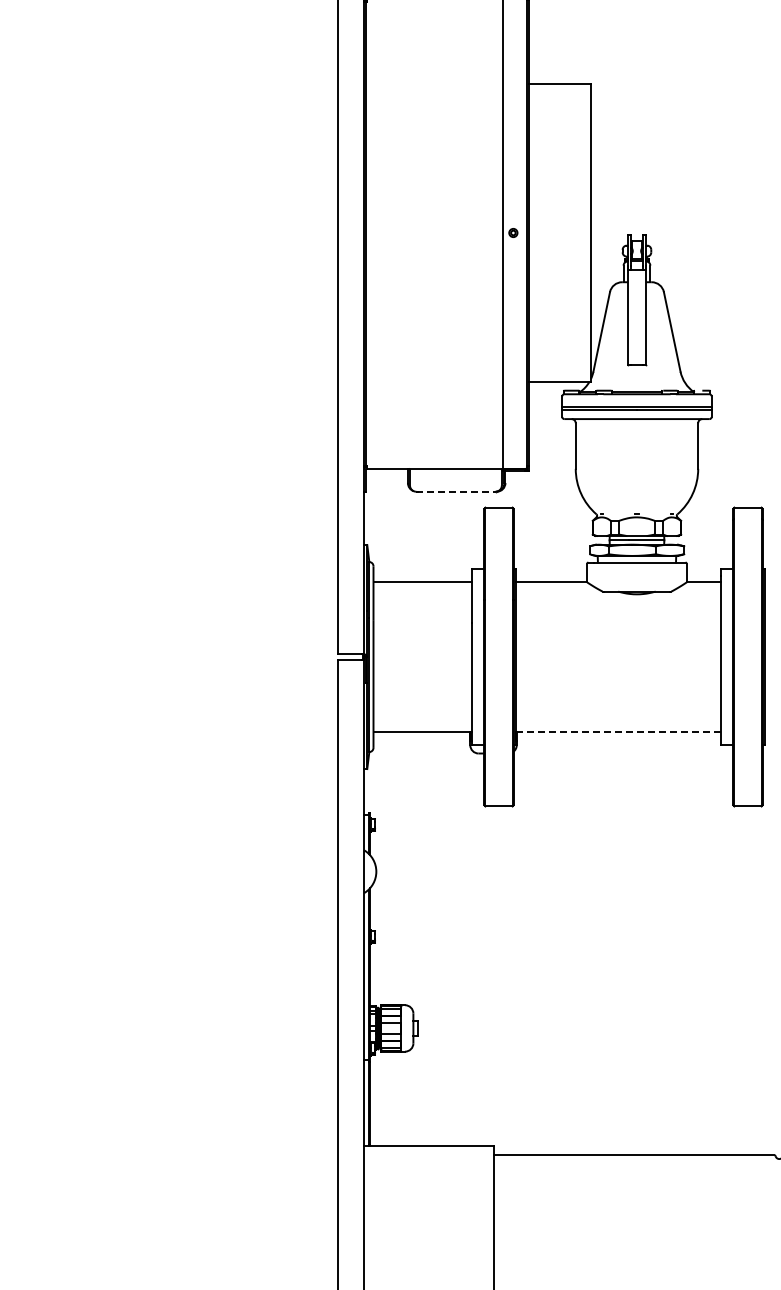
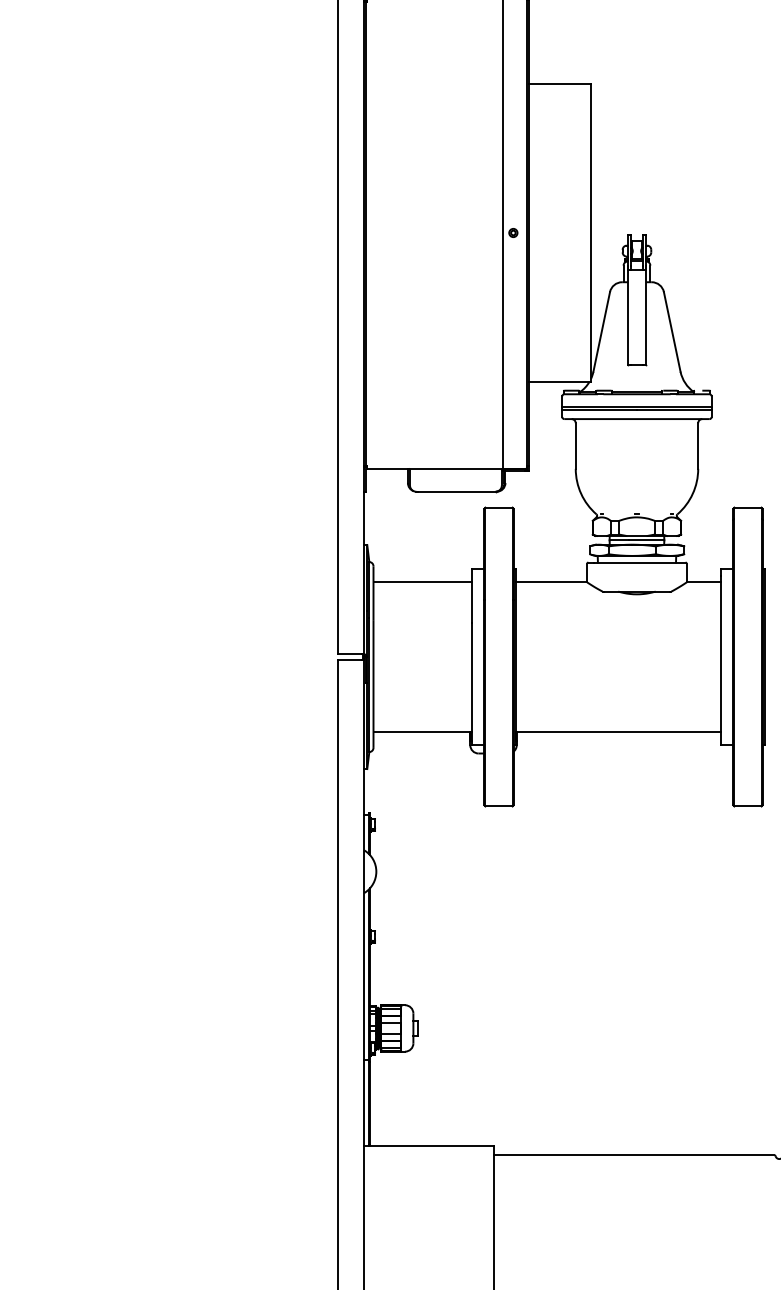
line: dashed -> solid (456, 491)
line: dashed -> solid (618, 731)
